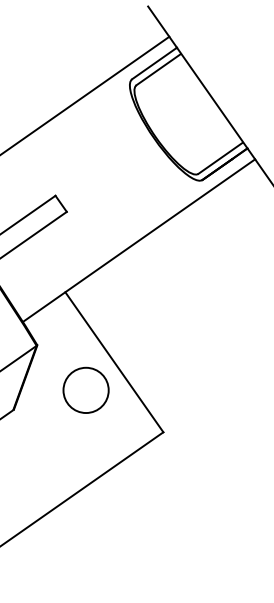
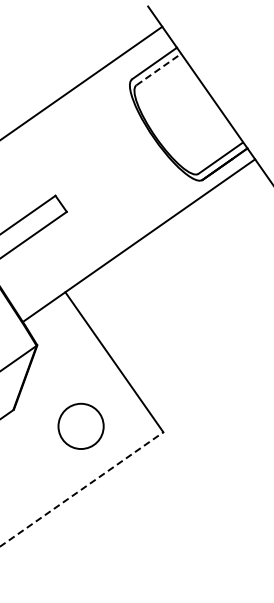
line: solid -> dashed (158, 69)
line position: (85, 94) -> (82, 82) (82, 82)
circle position: (85, 389) -> (80, 425) (80, 425)
line: solid -> dashed (82, 489)
